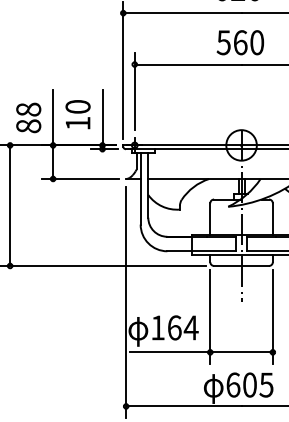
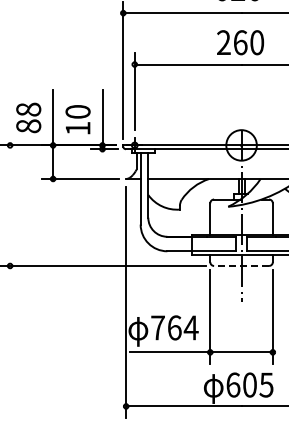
text: 560 -> 260 (223, 42)
text position: (77, 114) -> (77, 119) (77, 119)
line: present -> none (10, 205)
line: solid -> dashed (241, 265)
text: 164 -> 764 (157, 327)
